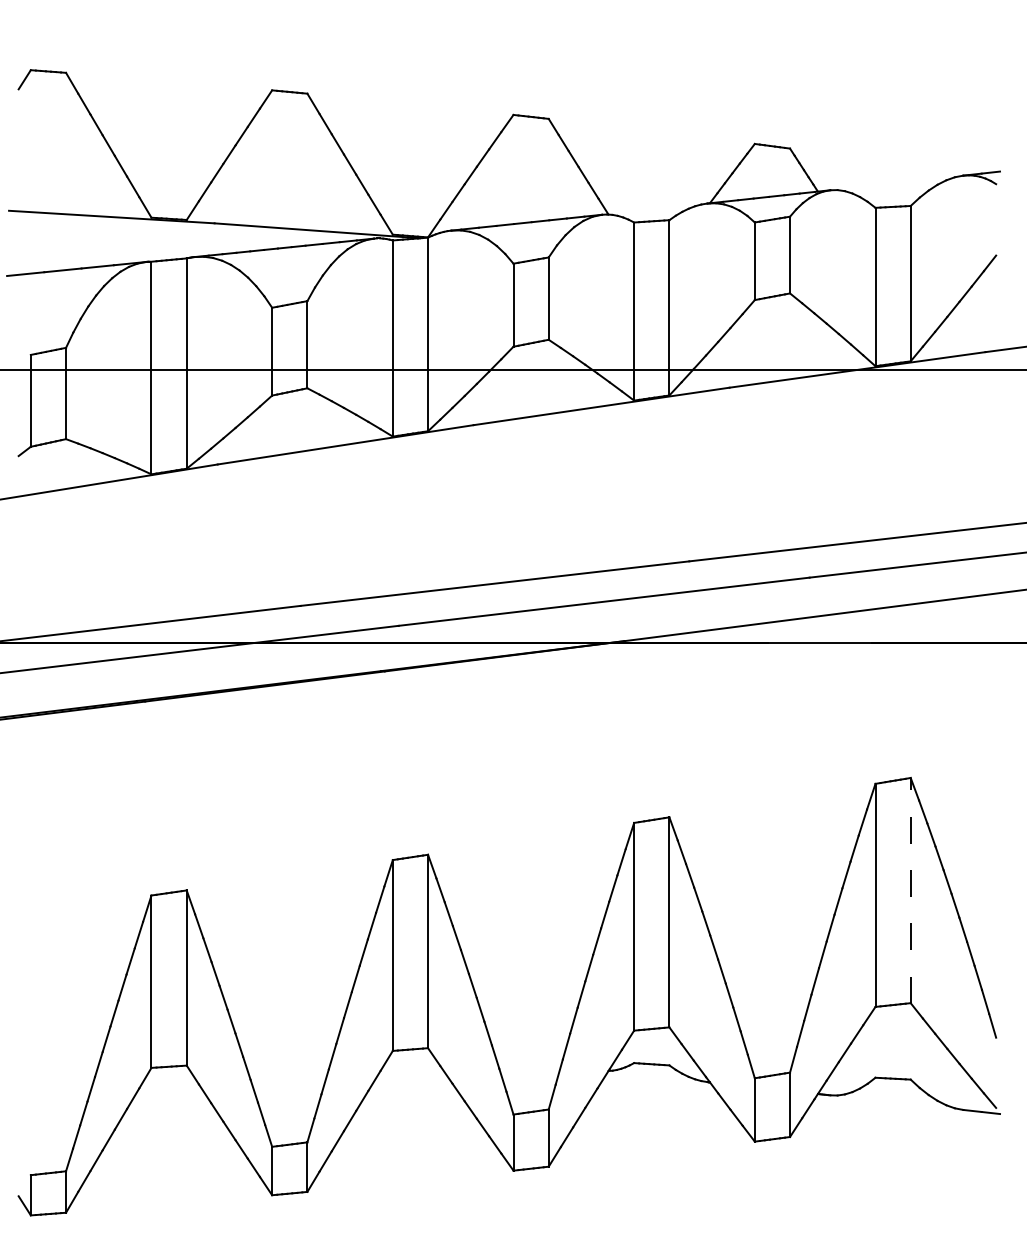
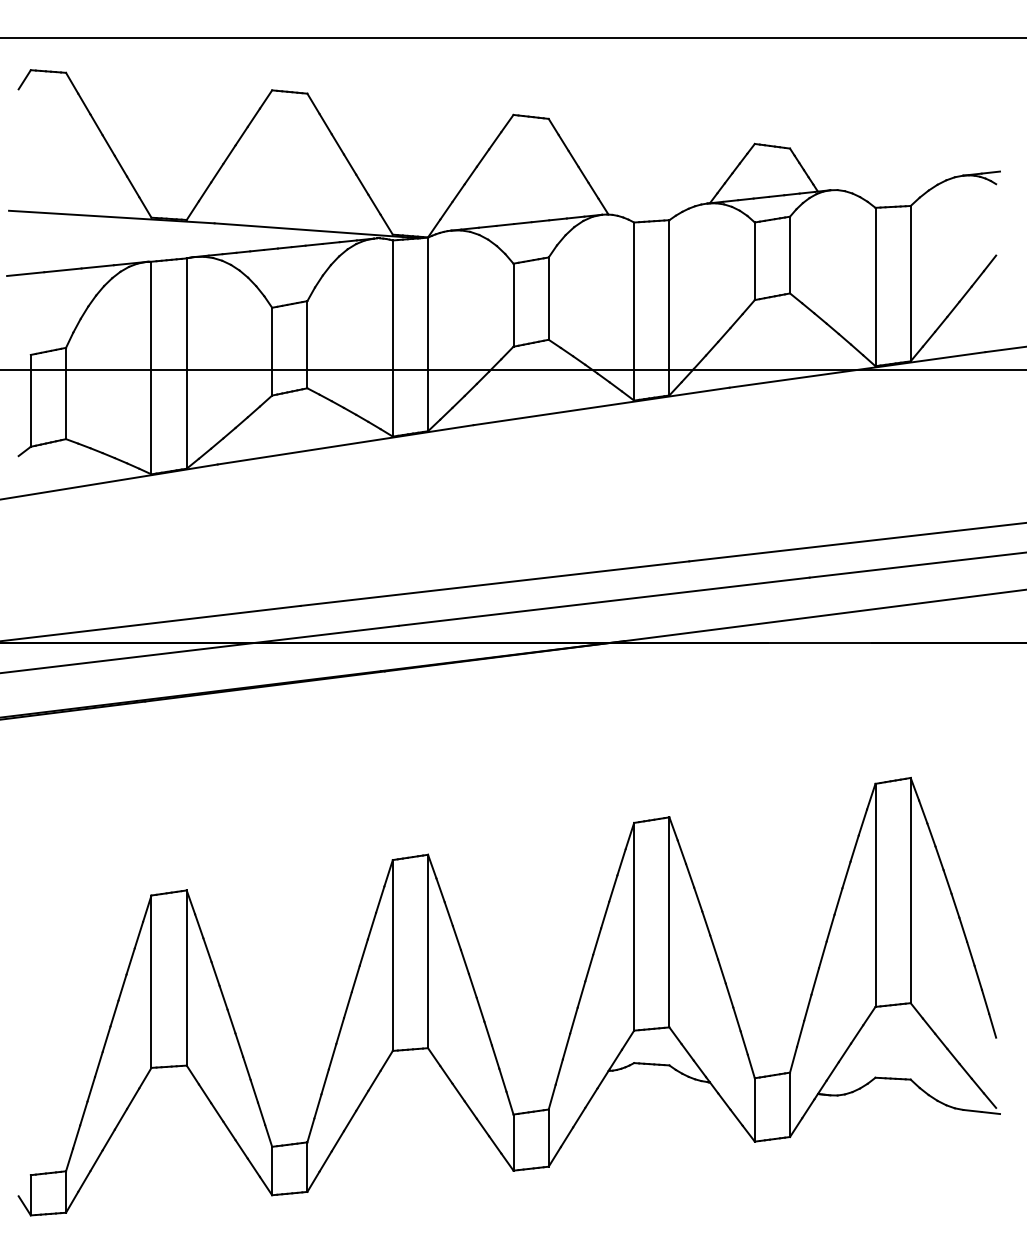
line: none -> present (512, 37)
line: dashed -> solid (910, 890)
